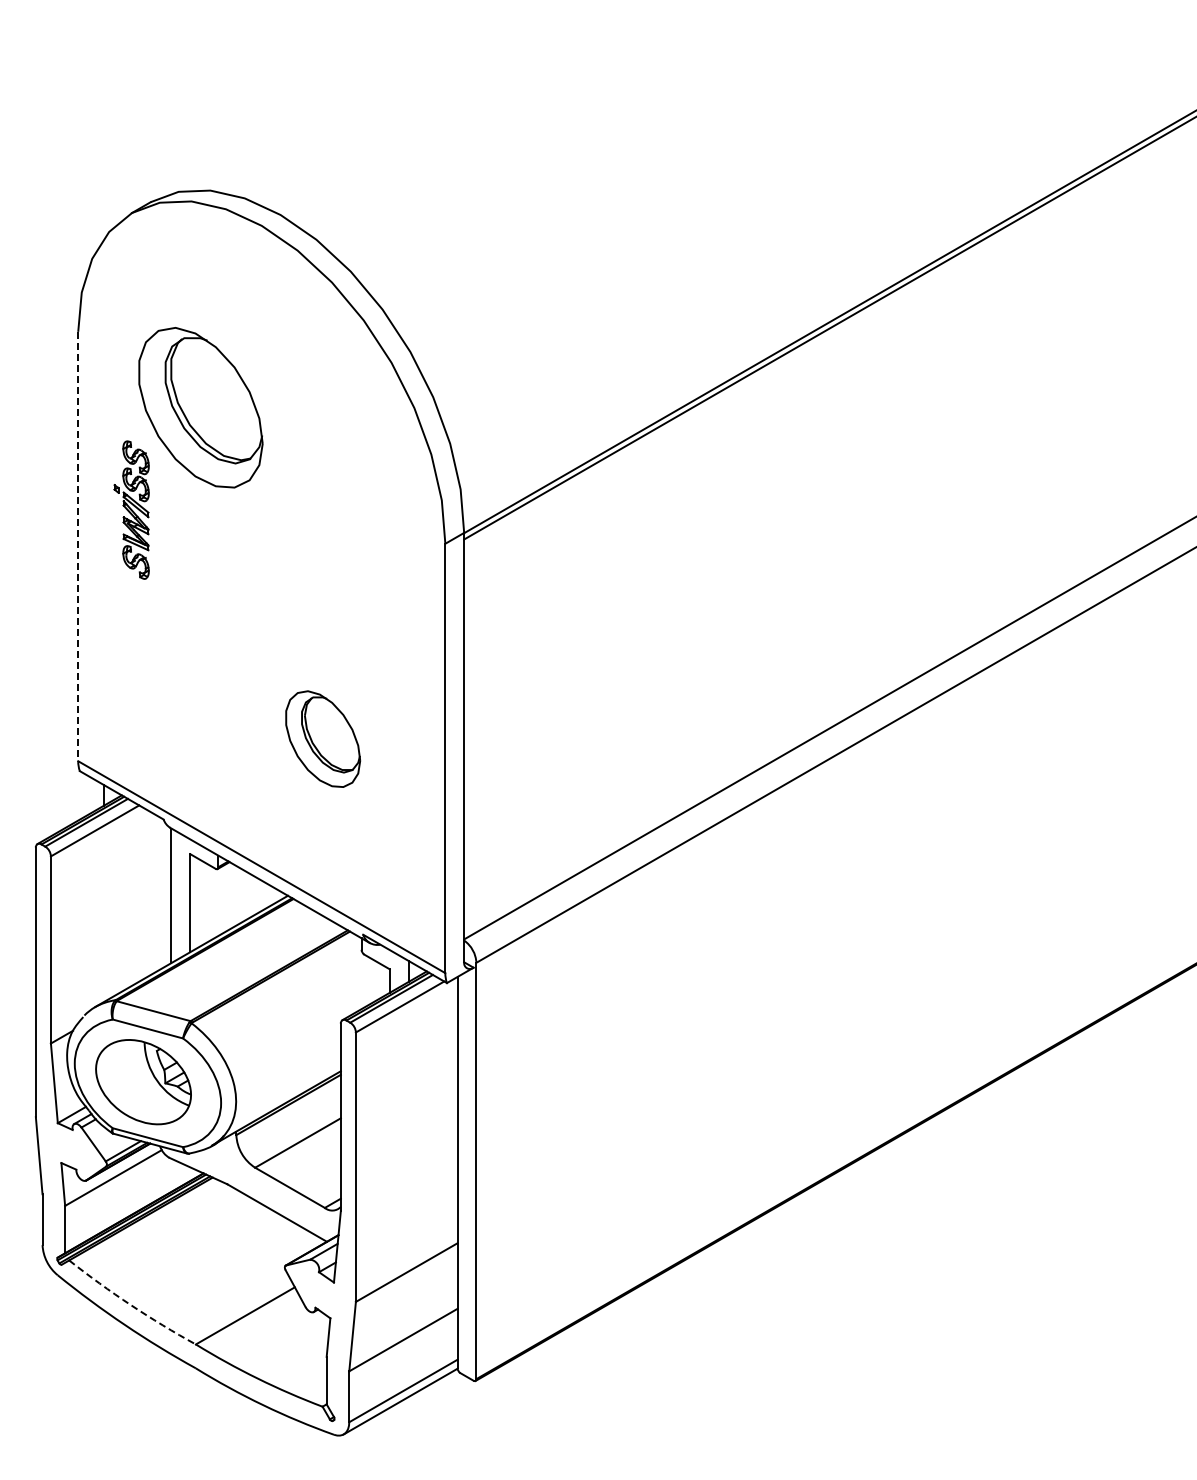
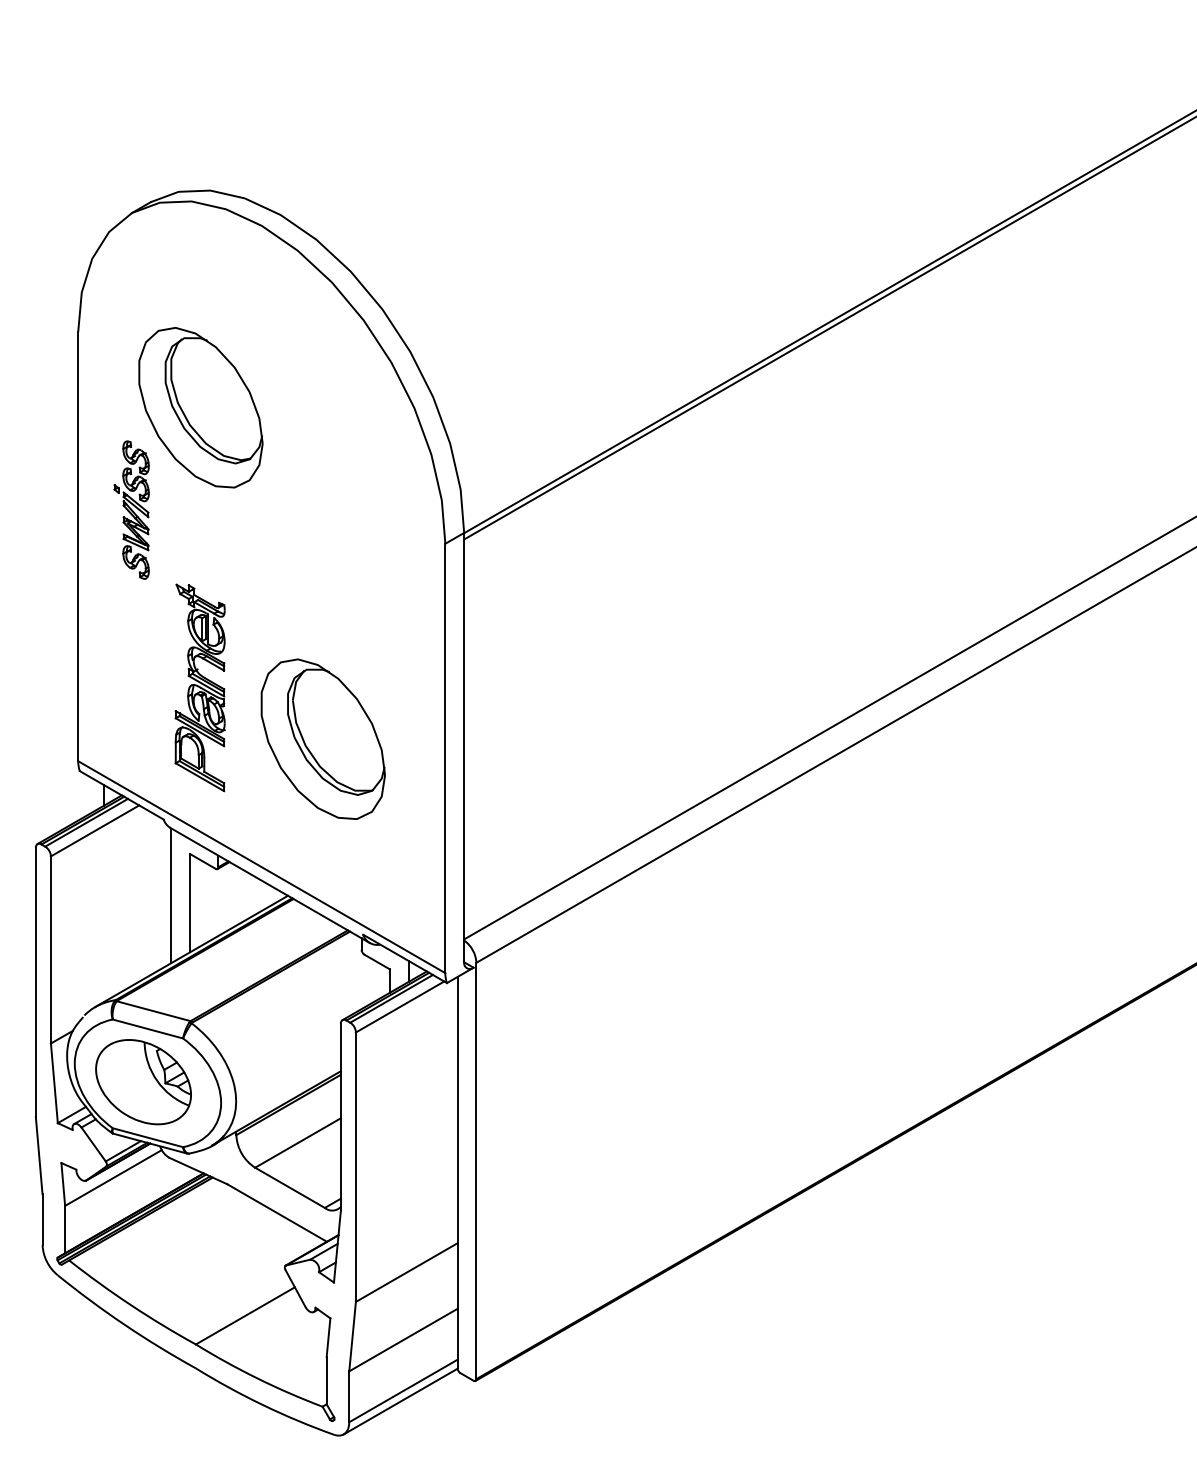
line: dashed -> solid (78, 546)
part: none -> present (199, 687)
part size: 77x98 px -> 126x162 px (322, 738)
arc: dashed -> solid (130, 1305)
